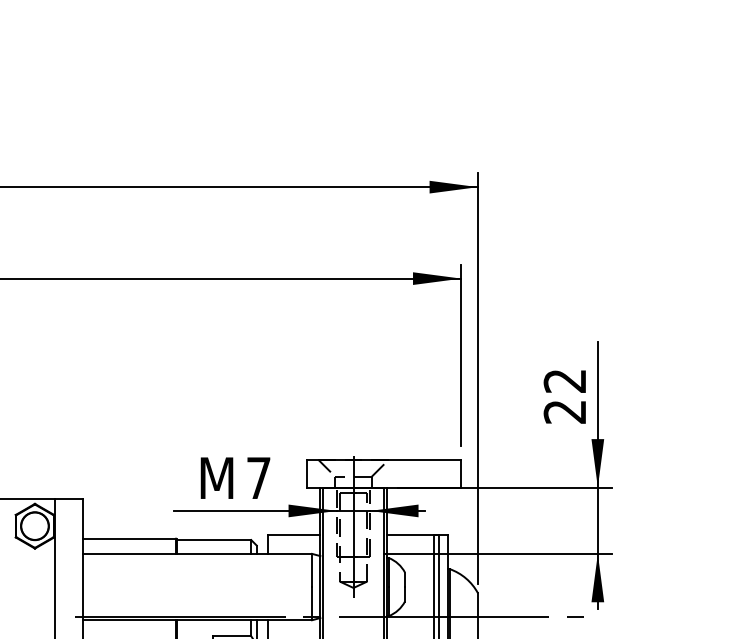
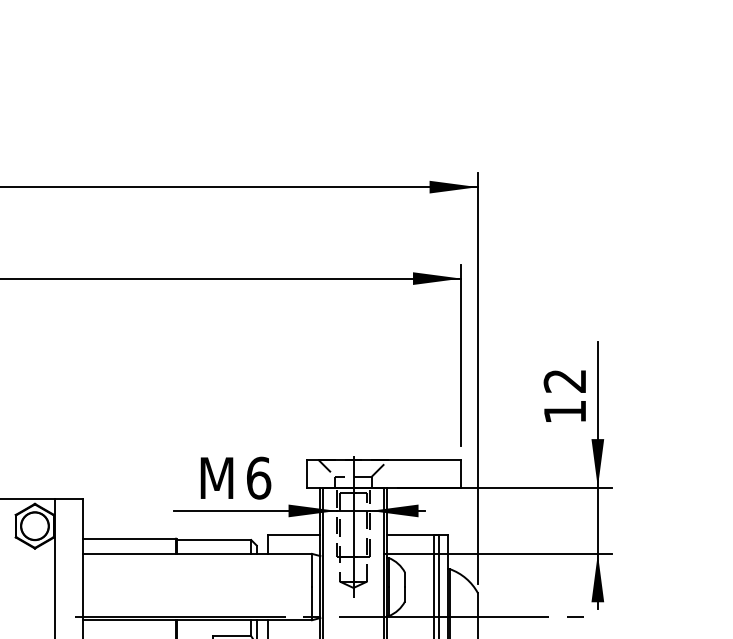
text: 22 -> 12 (564, 412)
text: 7 -> 6 (259, 477)
